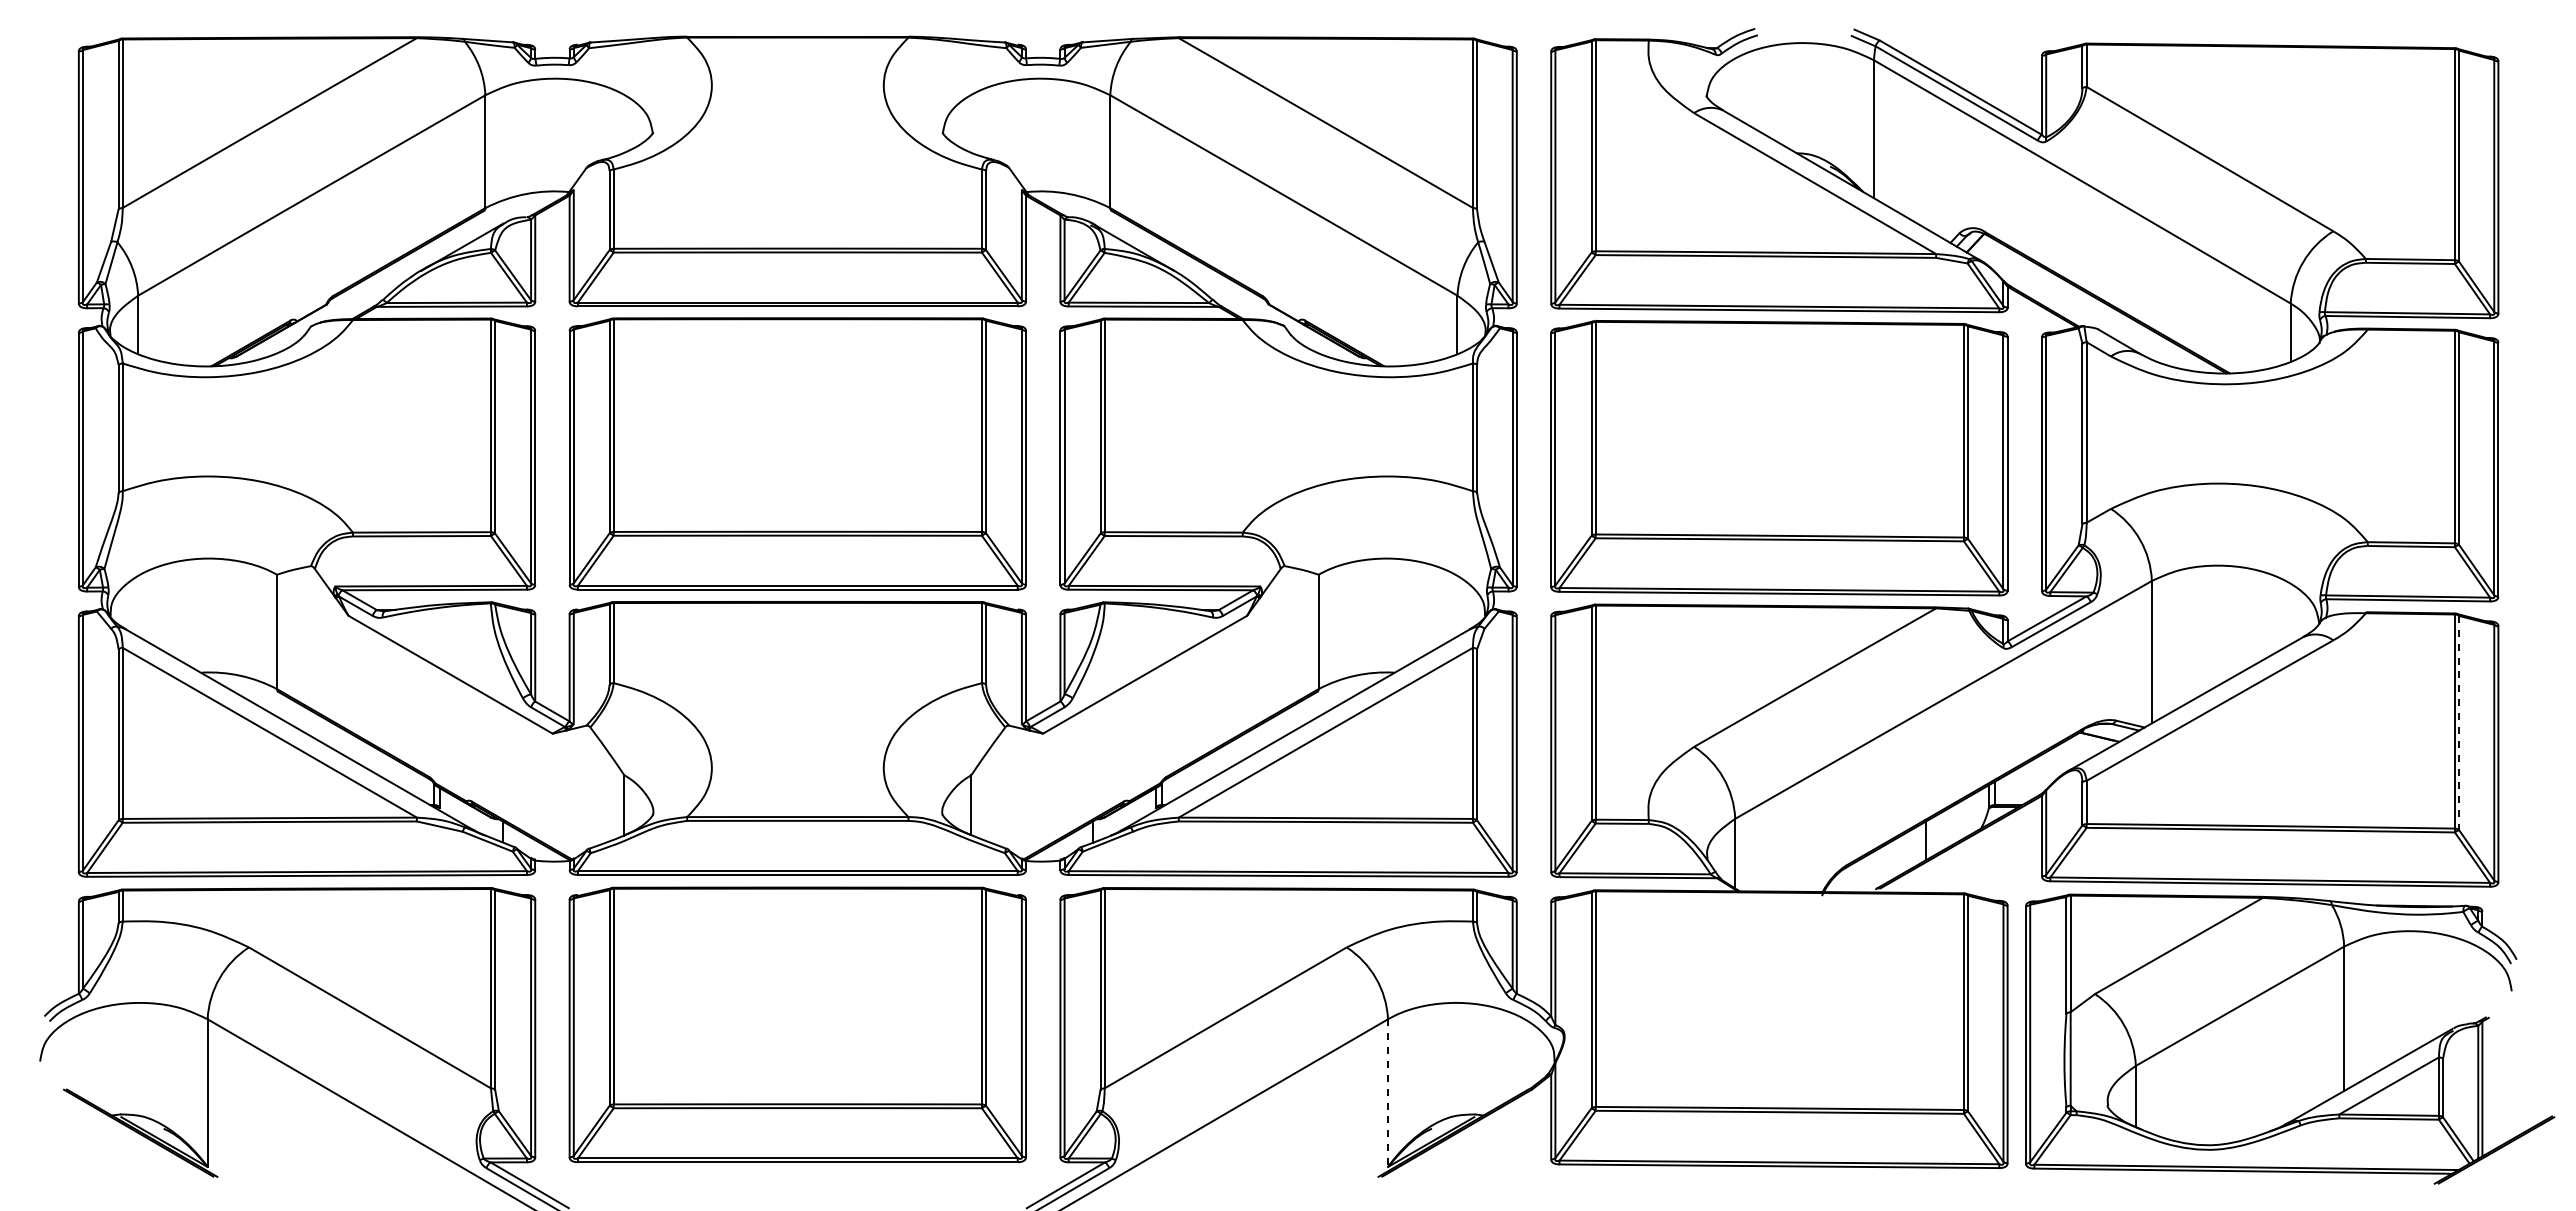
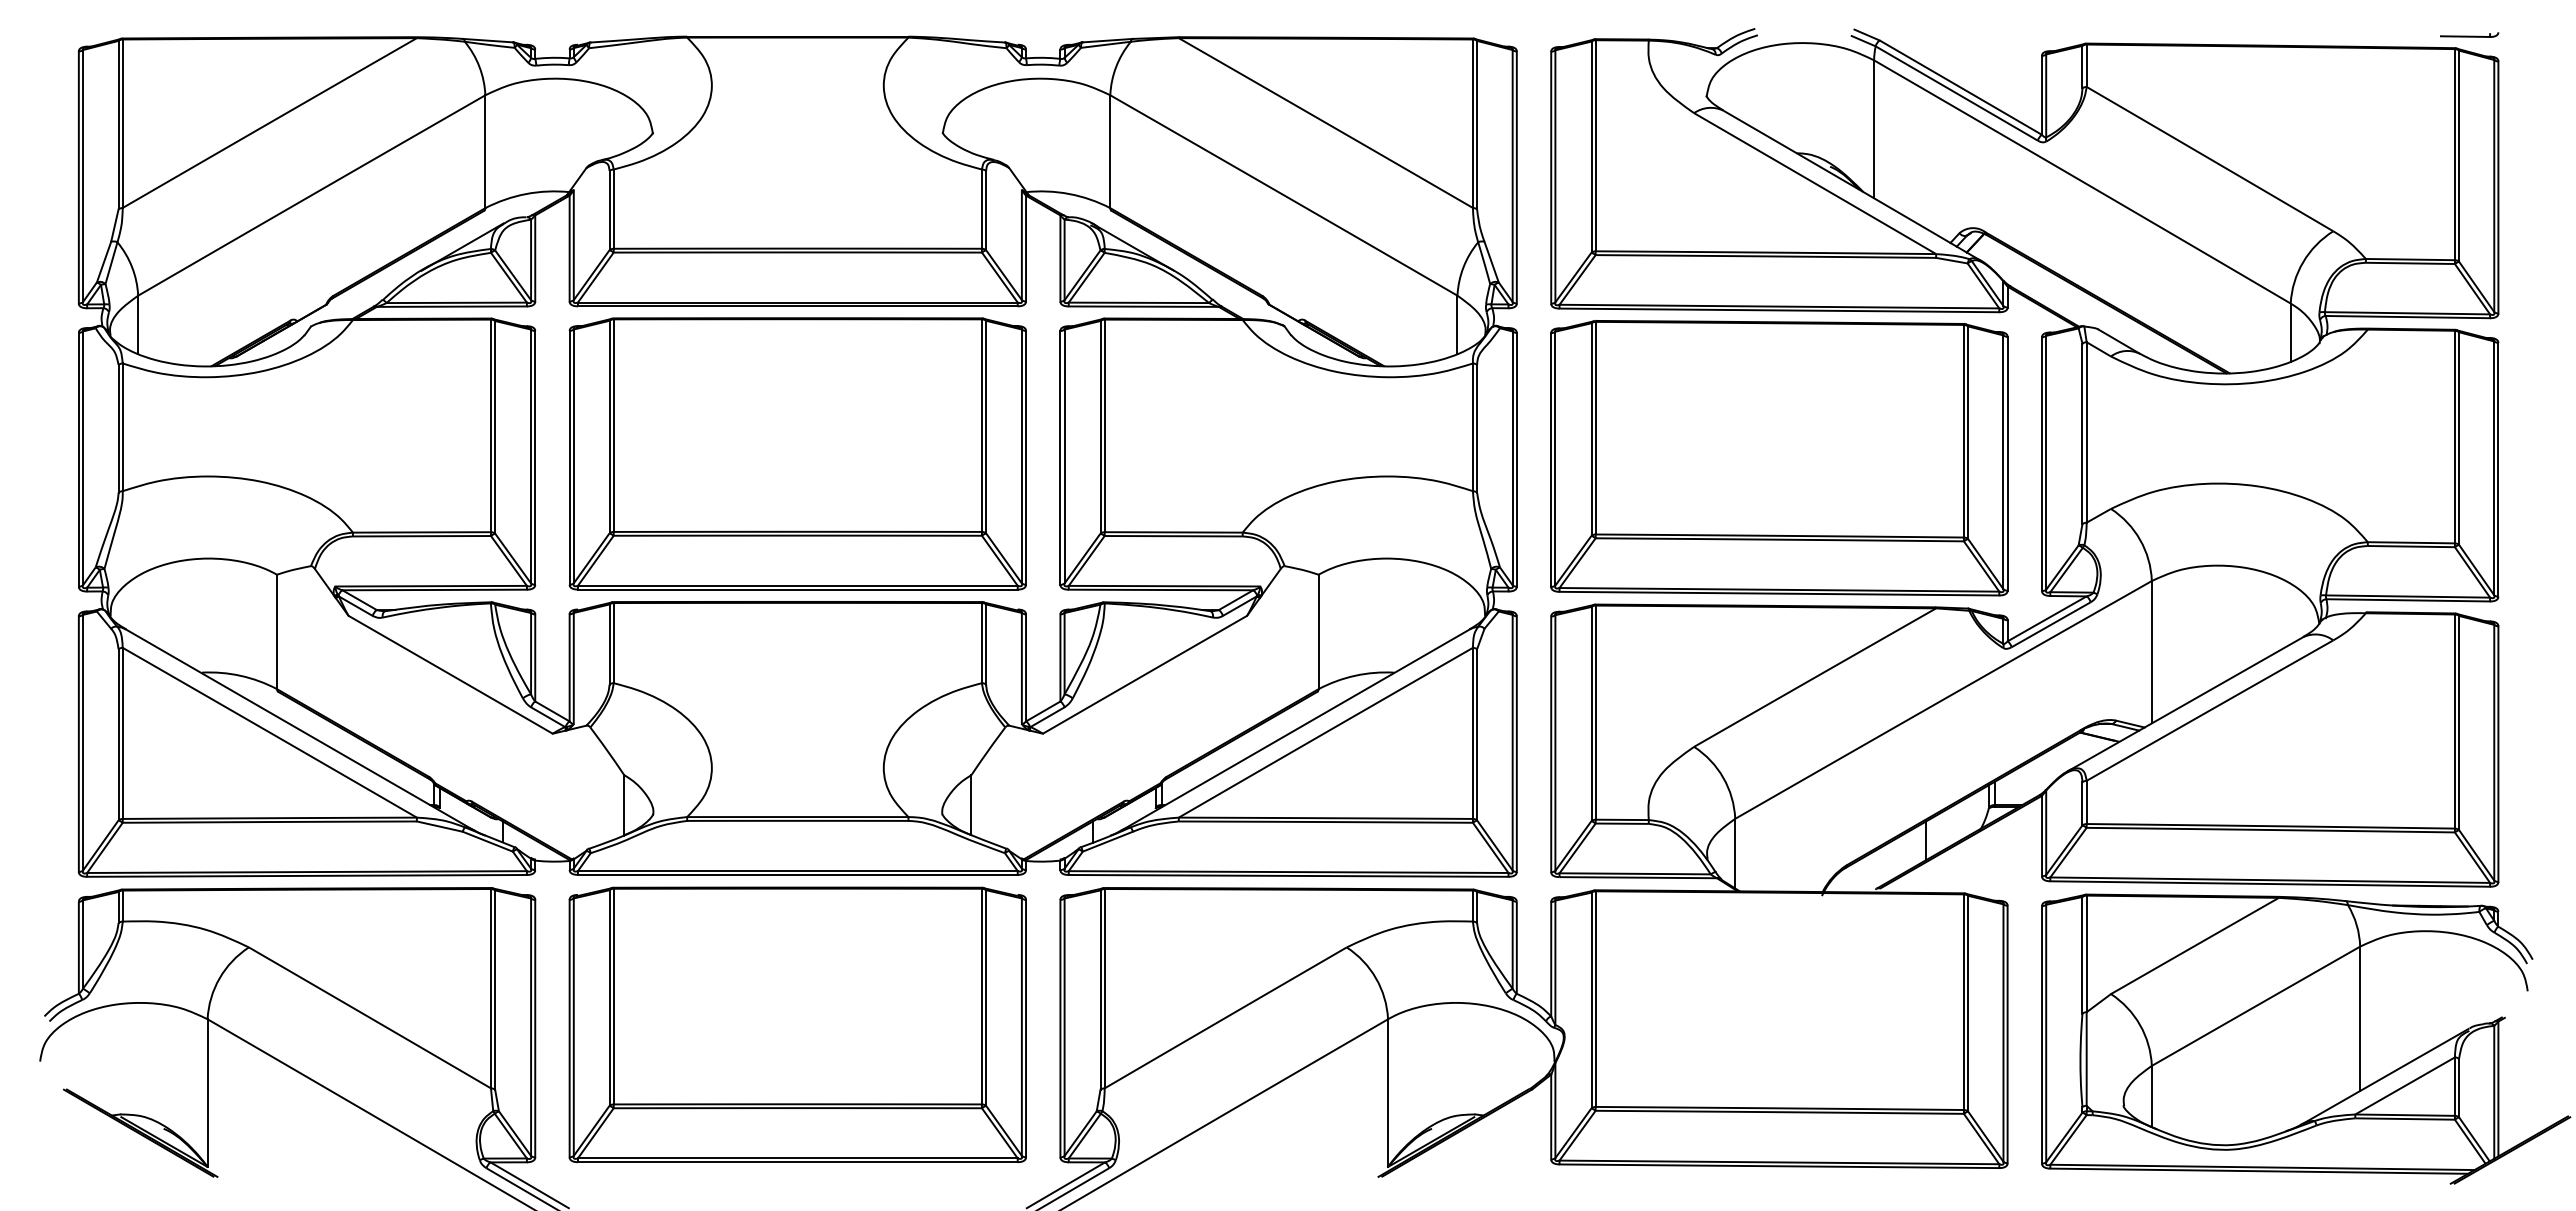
part: none -> present (2469, 34)
line: dashed -> solid (2459, 723)
part position: (2290, 1038) -> (2306, 1038) (2306, 1038)
line: dashed -> solid (1388, 1093)
